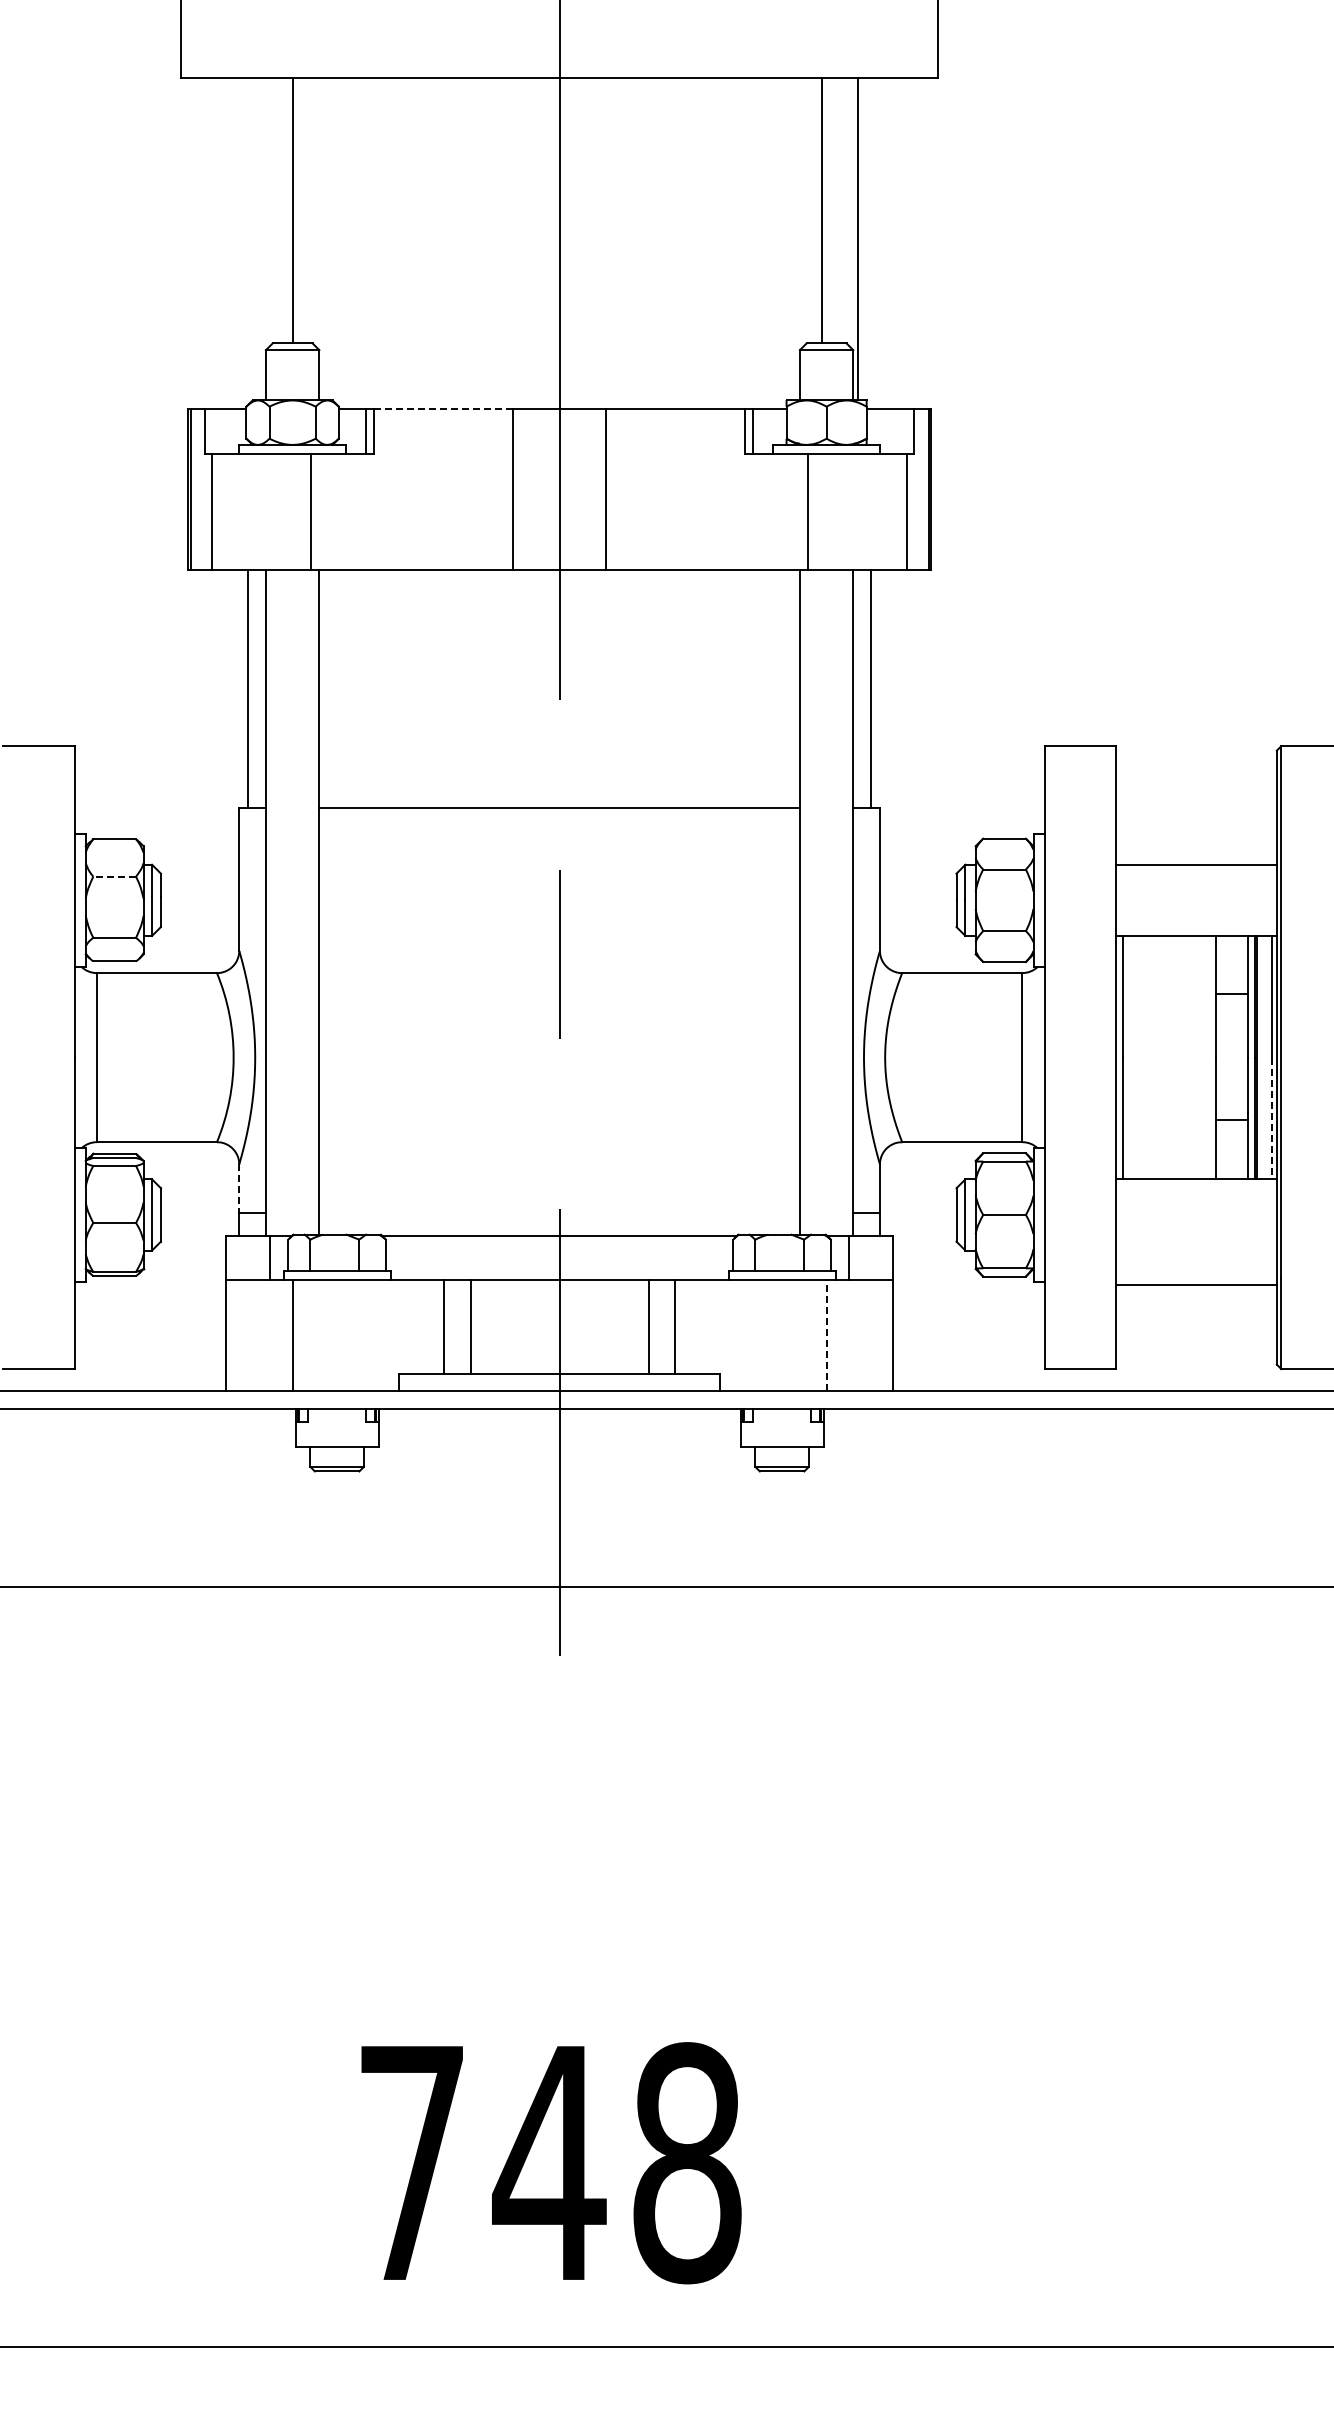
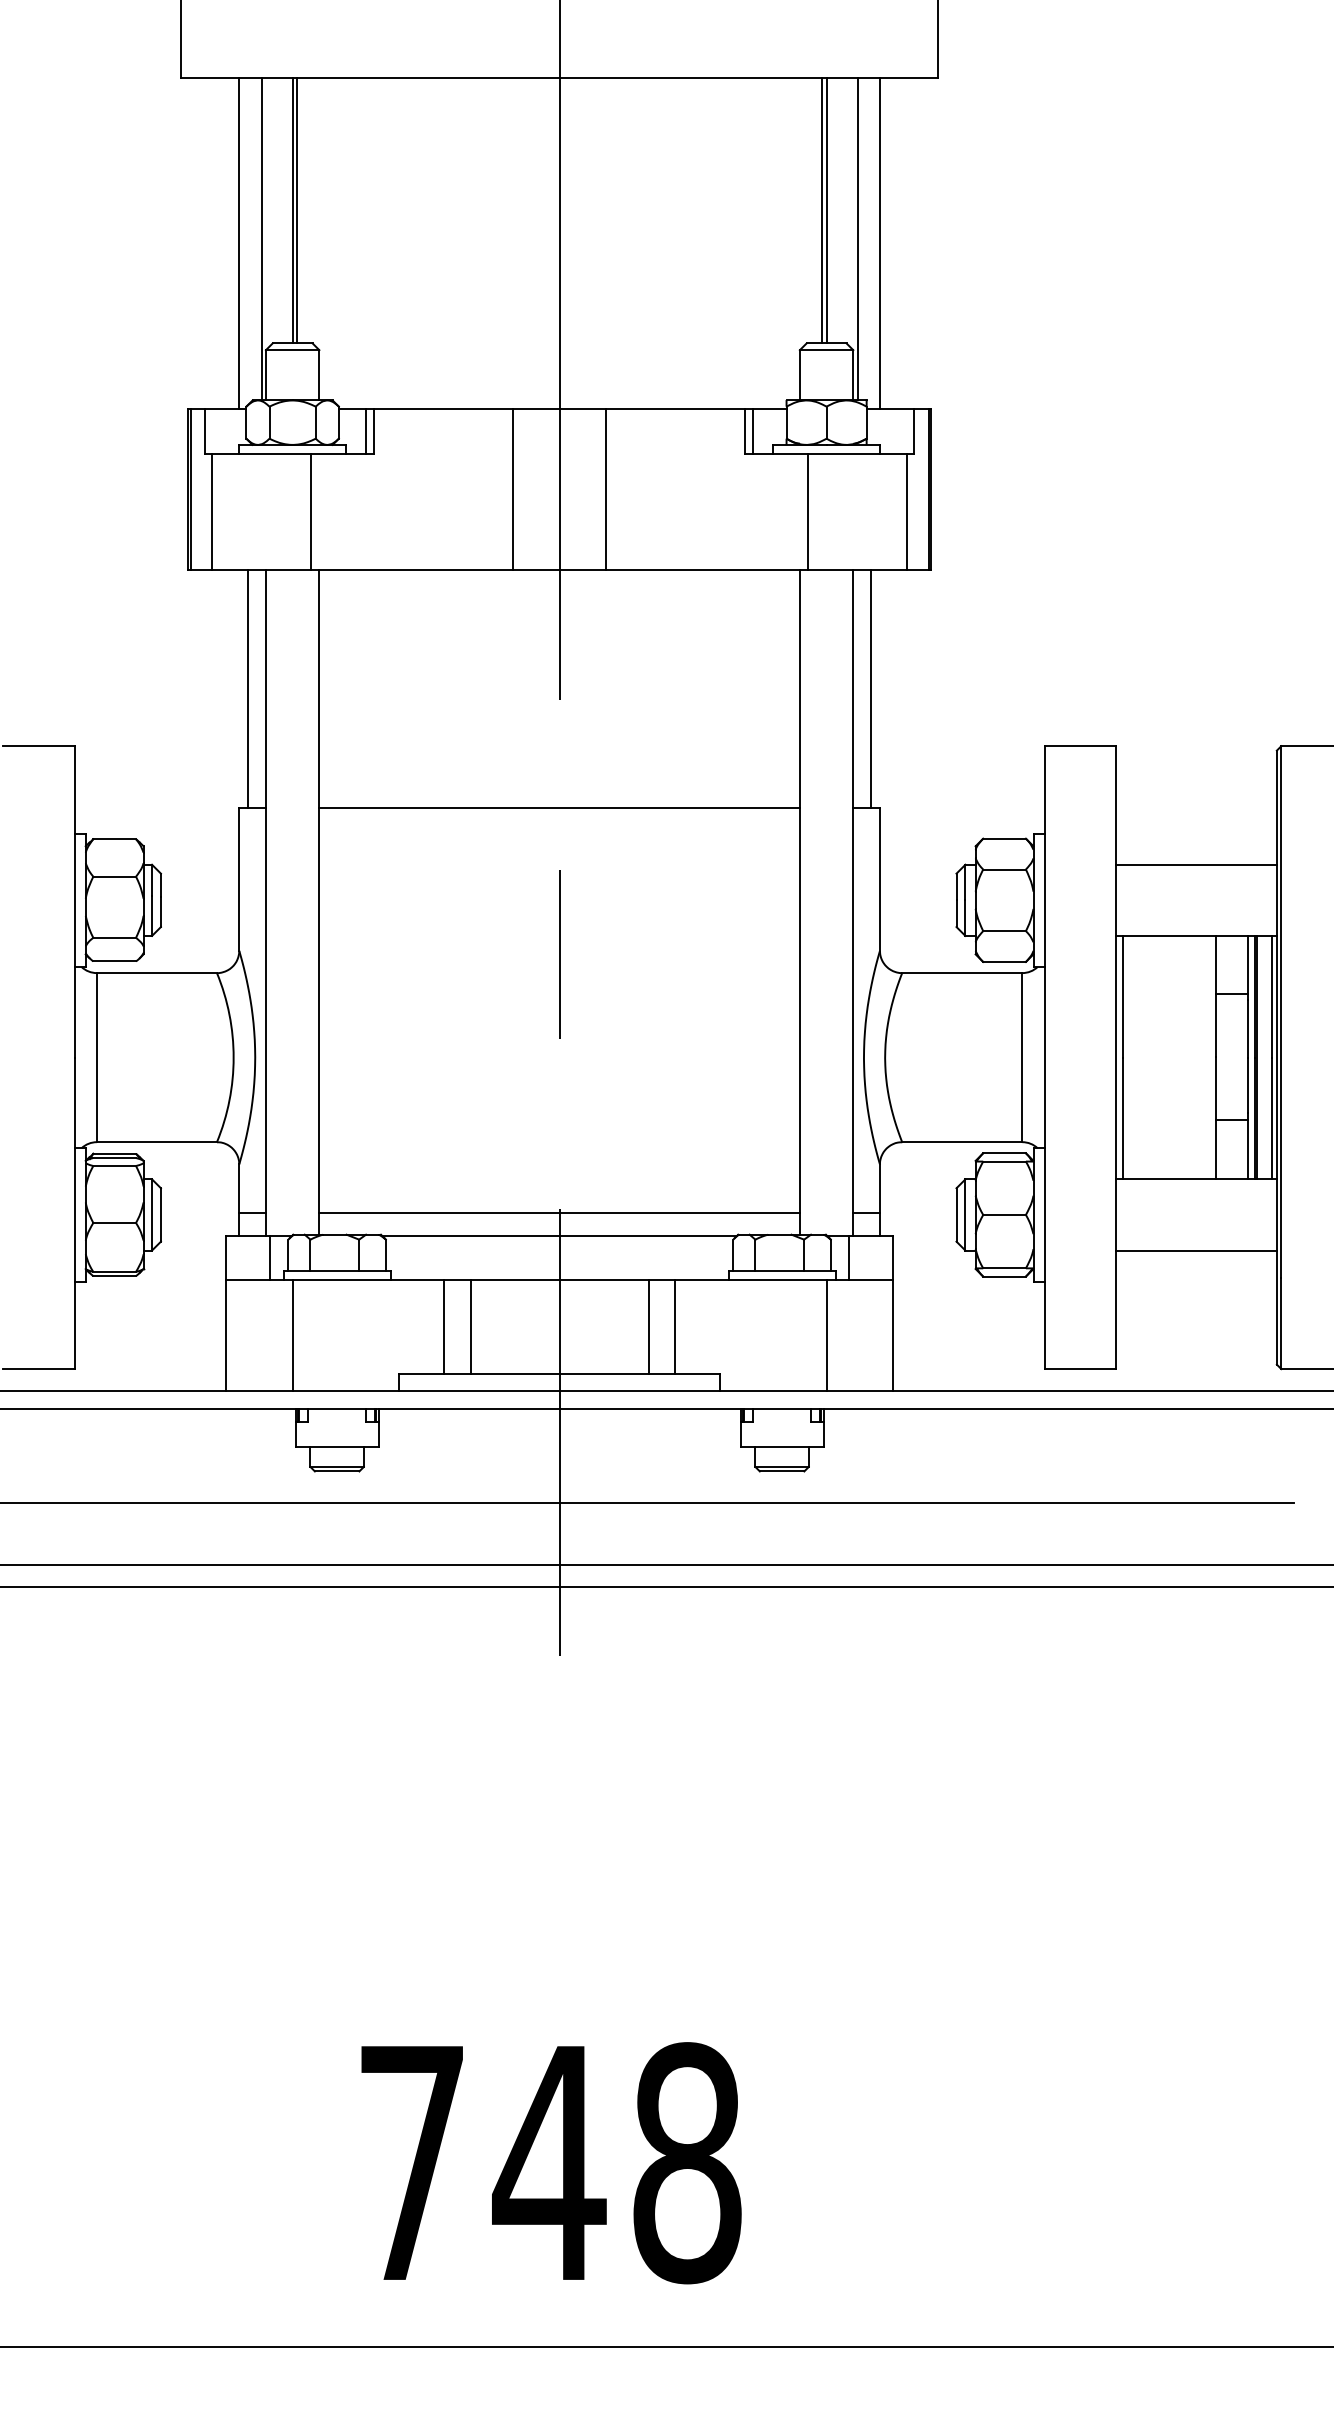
line: none -> present (297, 210)
line: none -> present (826, 210)
line: none -> present (261, 238)
line: none -> present (239, 243)
line: none -> present (879, 243)
line: dashed -> solid (443, 409)
line: dashed -> solid (114, 876)
line: dashed -> solid (1272, 1118)
line: dashed -> solid (239, 1189)
line: none -> present (559, 1213)
line position: (1195, 1284) -> (1195, 1250) (1195, 1250)
line: dashed -> solid (826, 1335)
line: none -> present (647, 1502)
line: none -> present (666, 1564)
